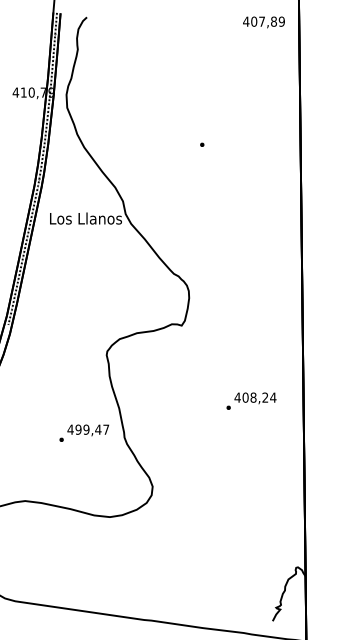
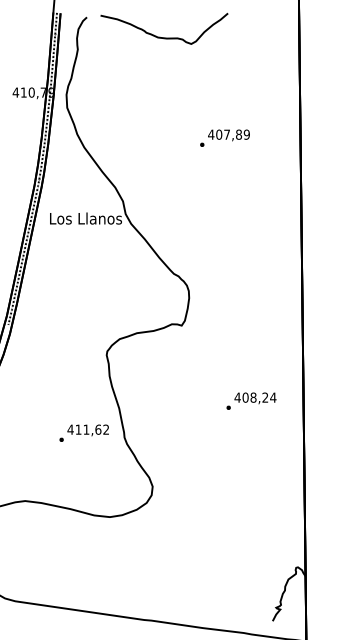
text position: (263, 22) -> (228, 135) (228, 135)
curve: none -> present (160, 36)
text: 499,47 -> 411,62 (92, 429)
